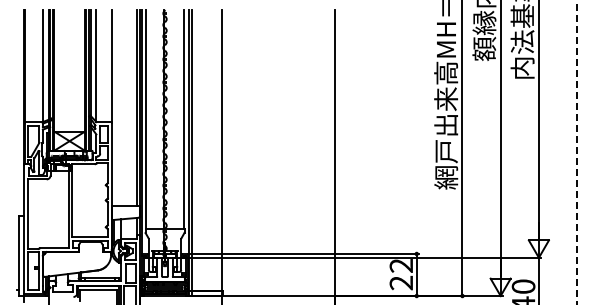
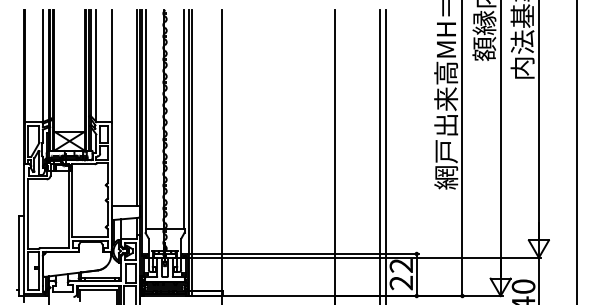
line: dashed -> solid (577, 152)
line: none -> present (380, 155)
line: none -> present (386, 155)
